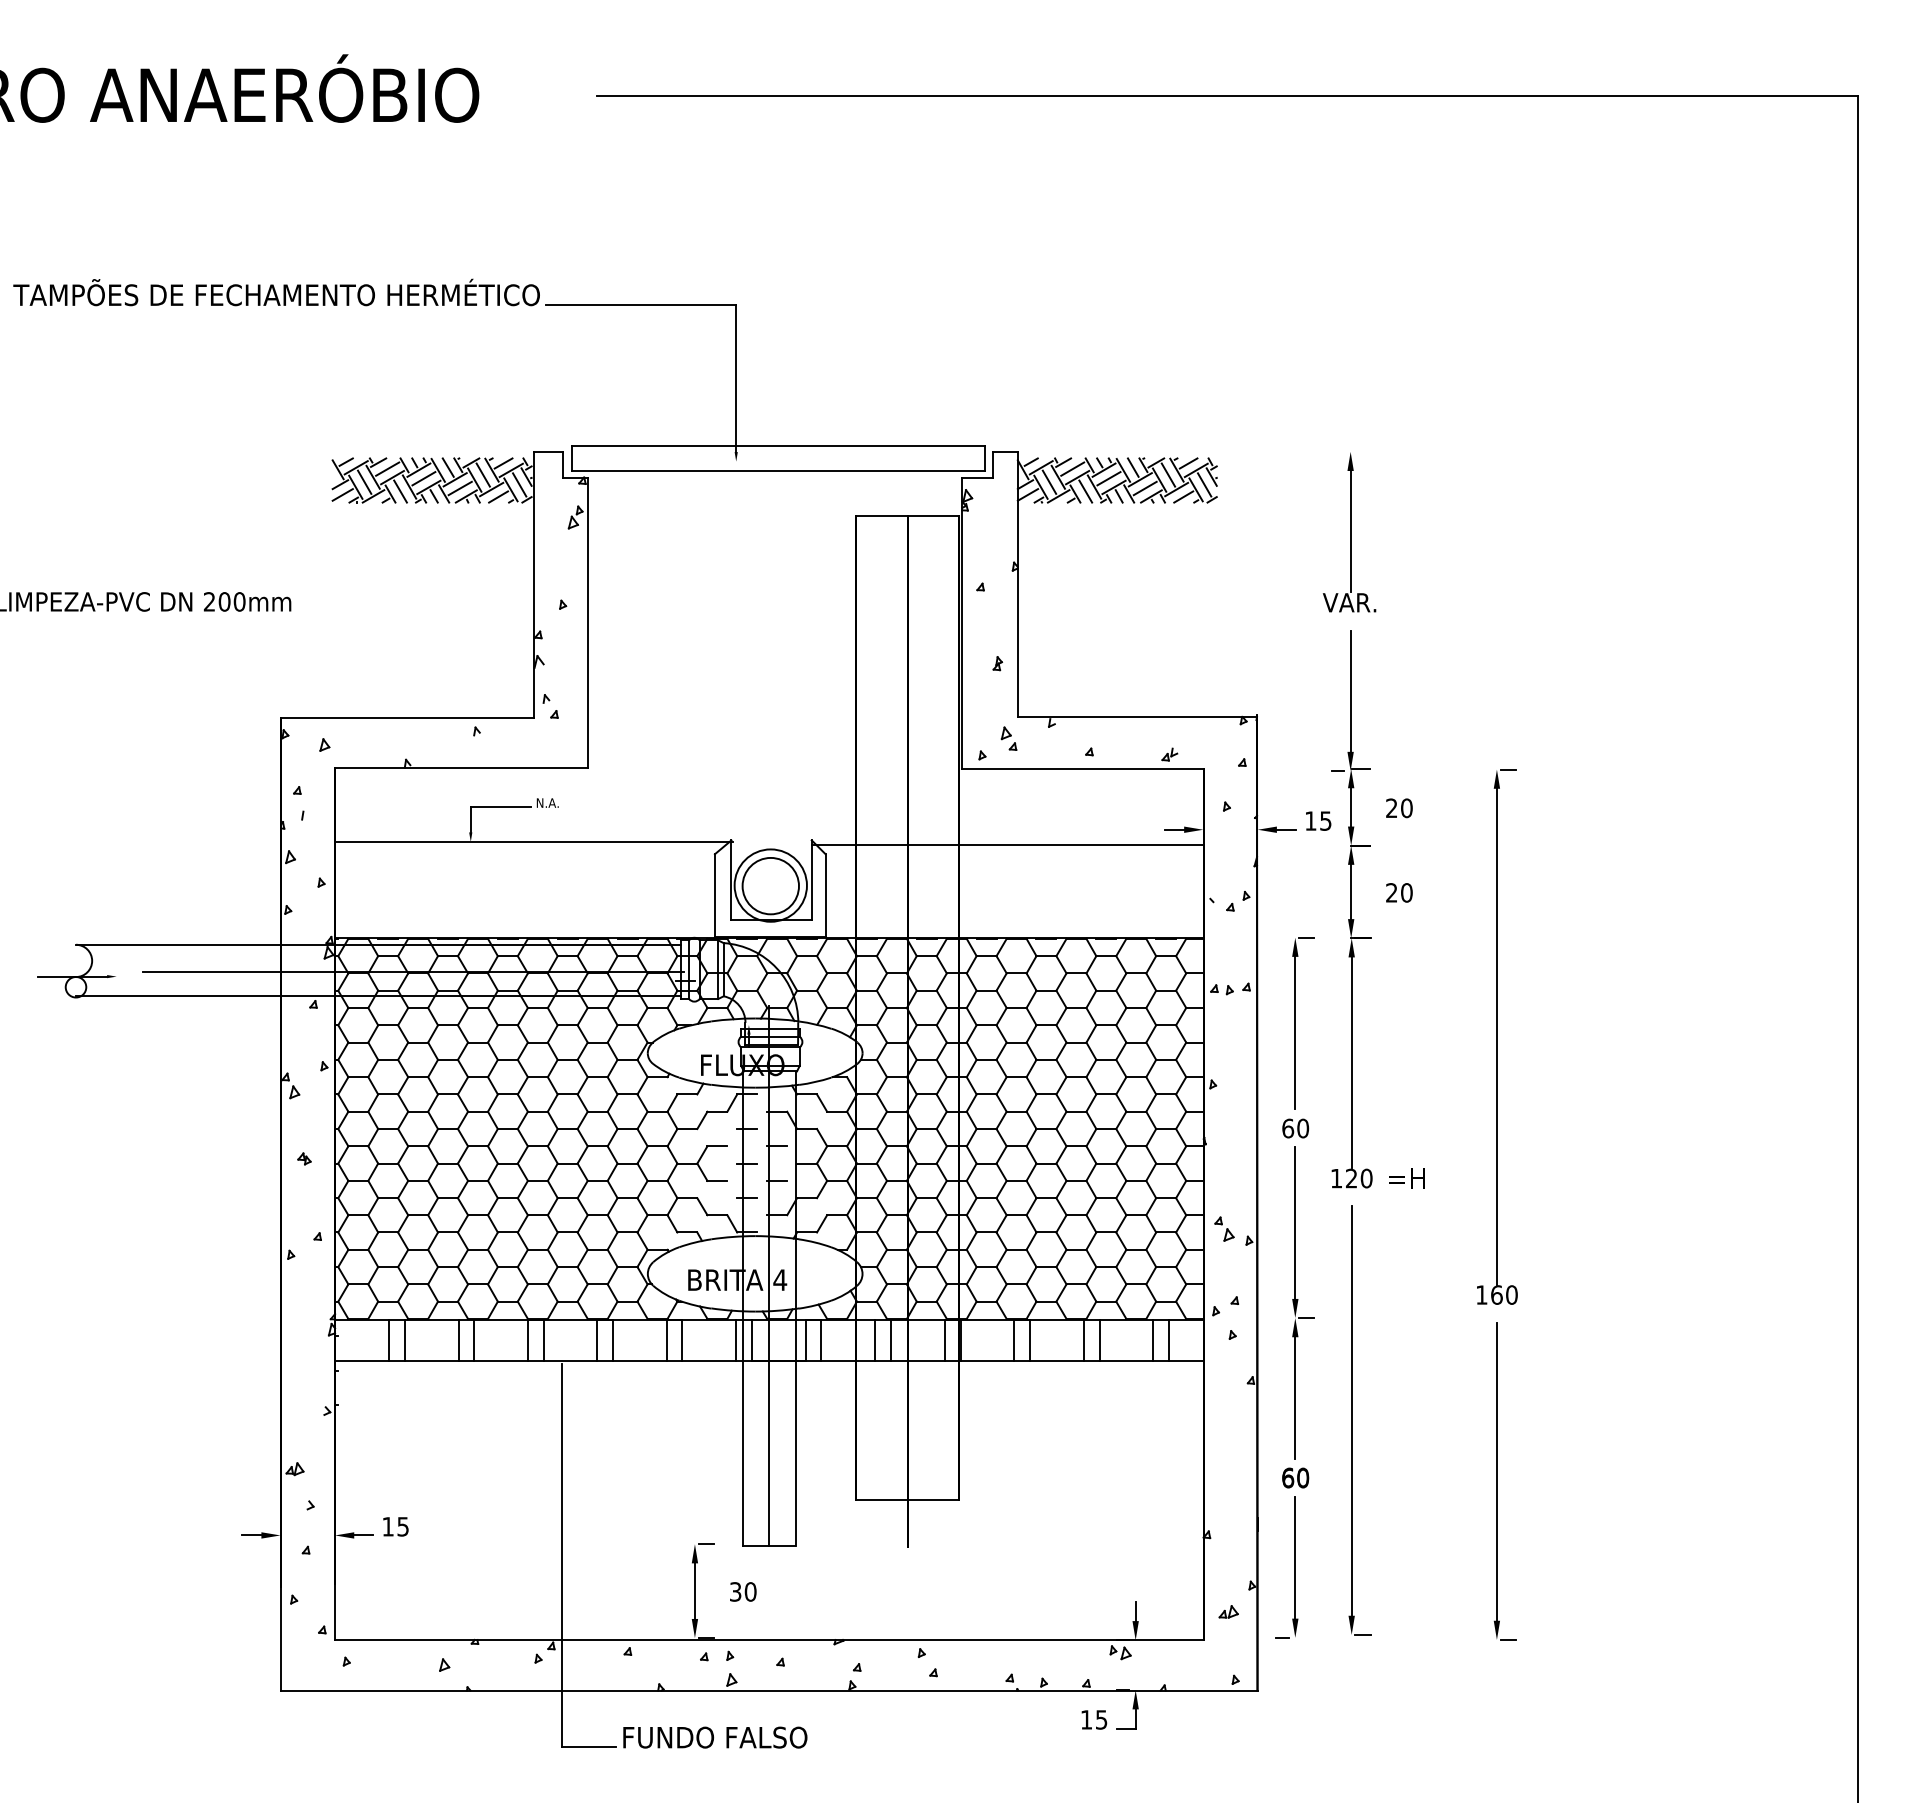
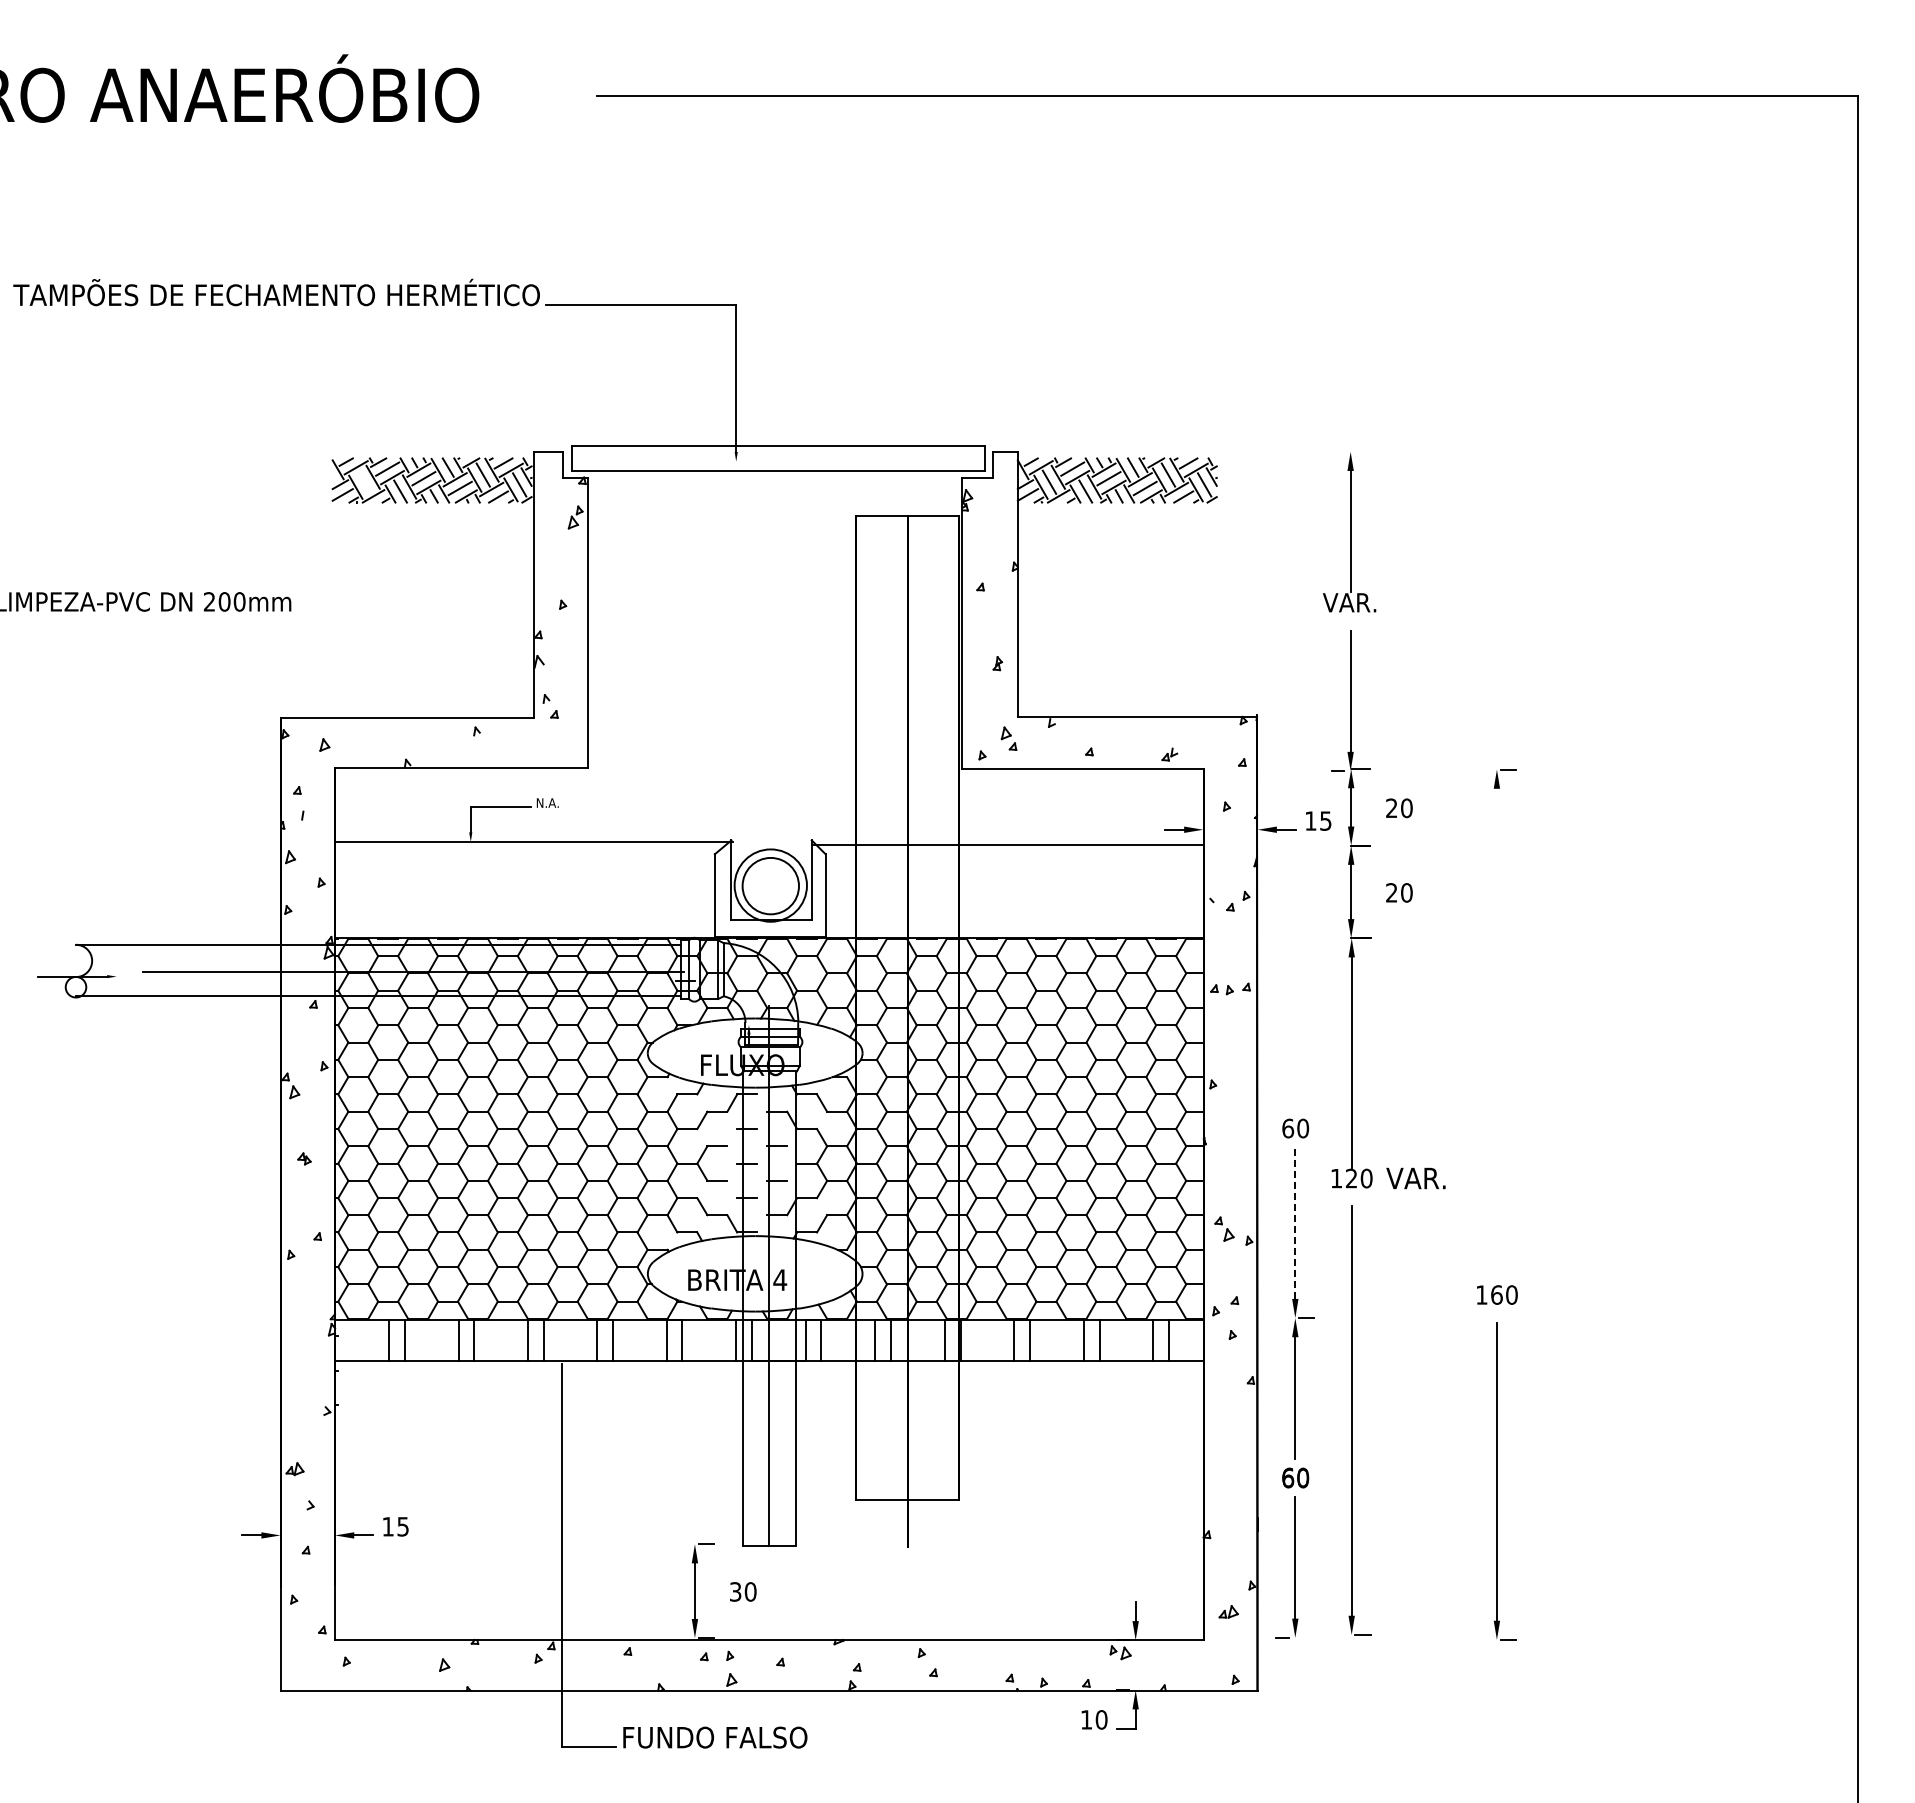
line: present -> none (364, 481)
part: present -> none (1295, 1023)
line: present -> none (1496, 1036)
text: =H -> VAR. (1415, 1178)
line: solid -> dashed (1295, 1223)
text: 15 -> 10 (1101, 1719)
